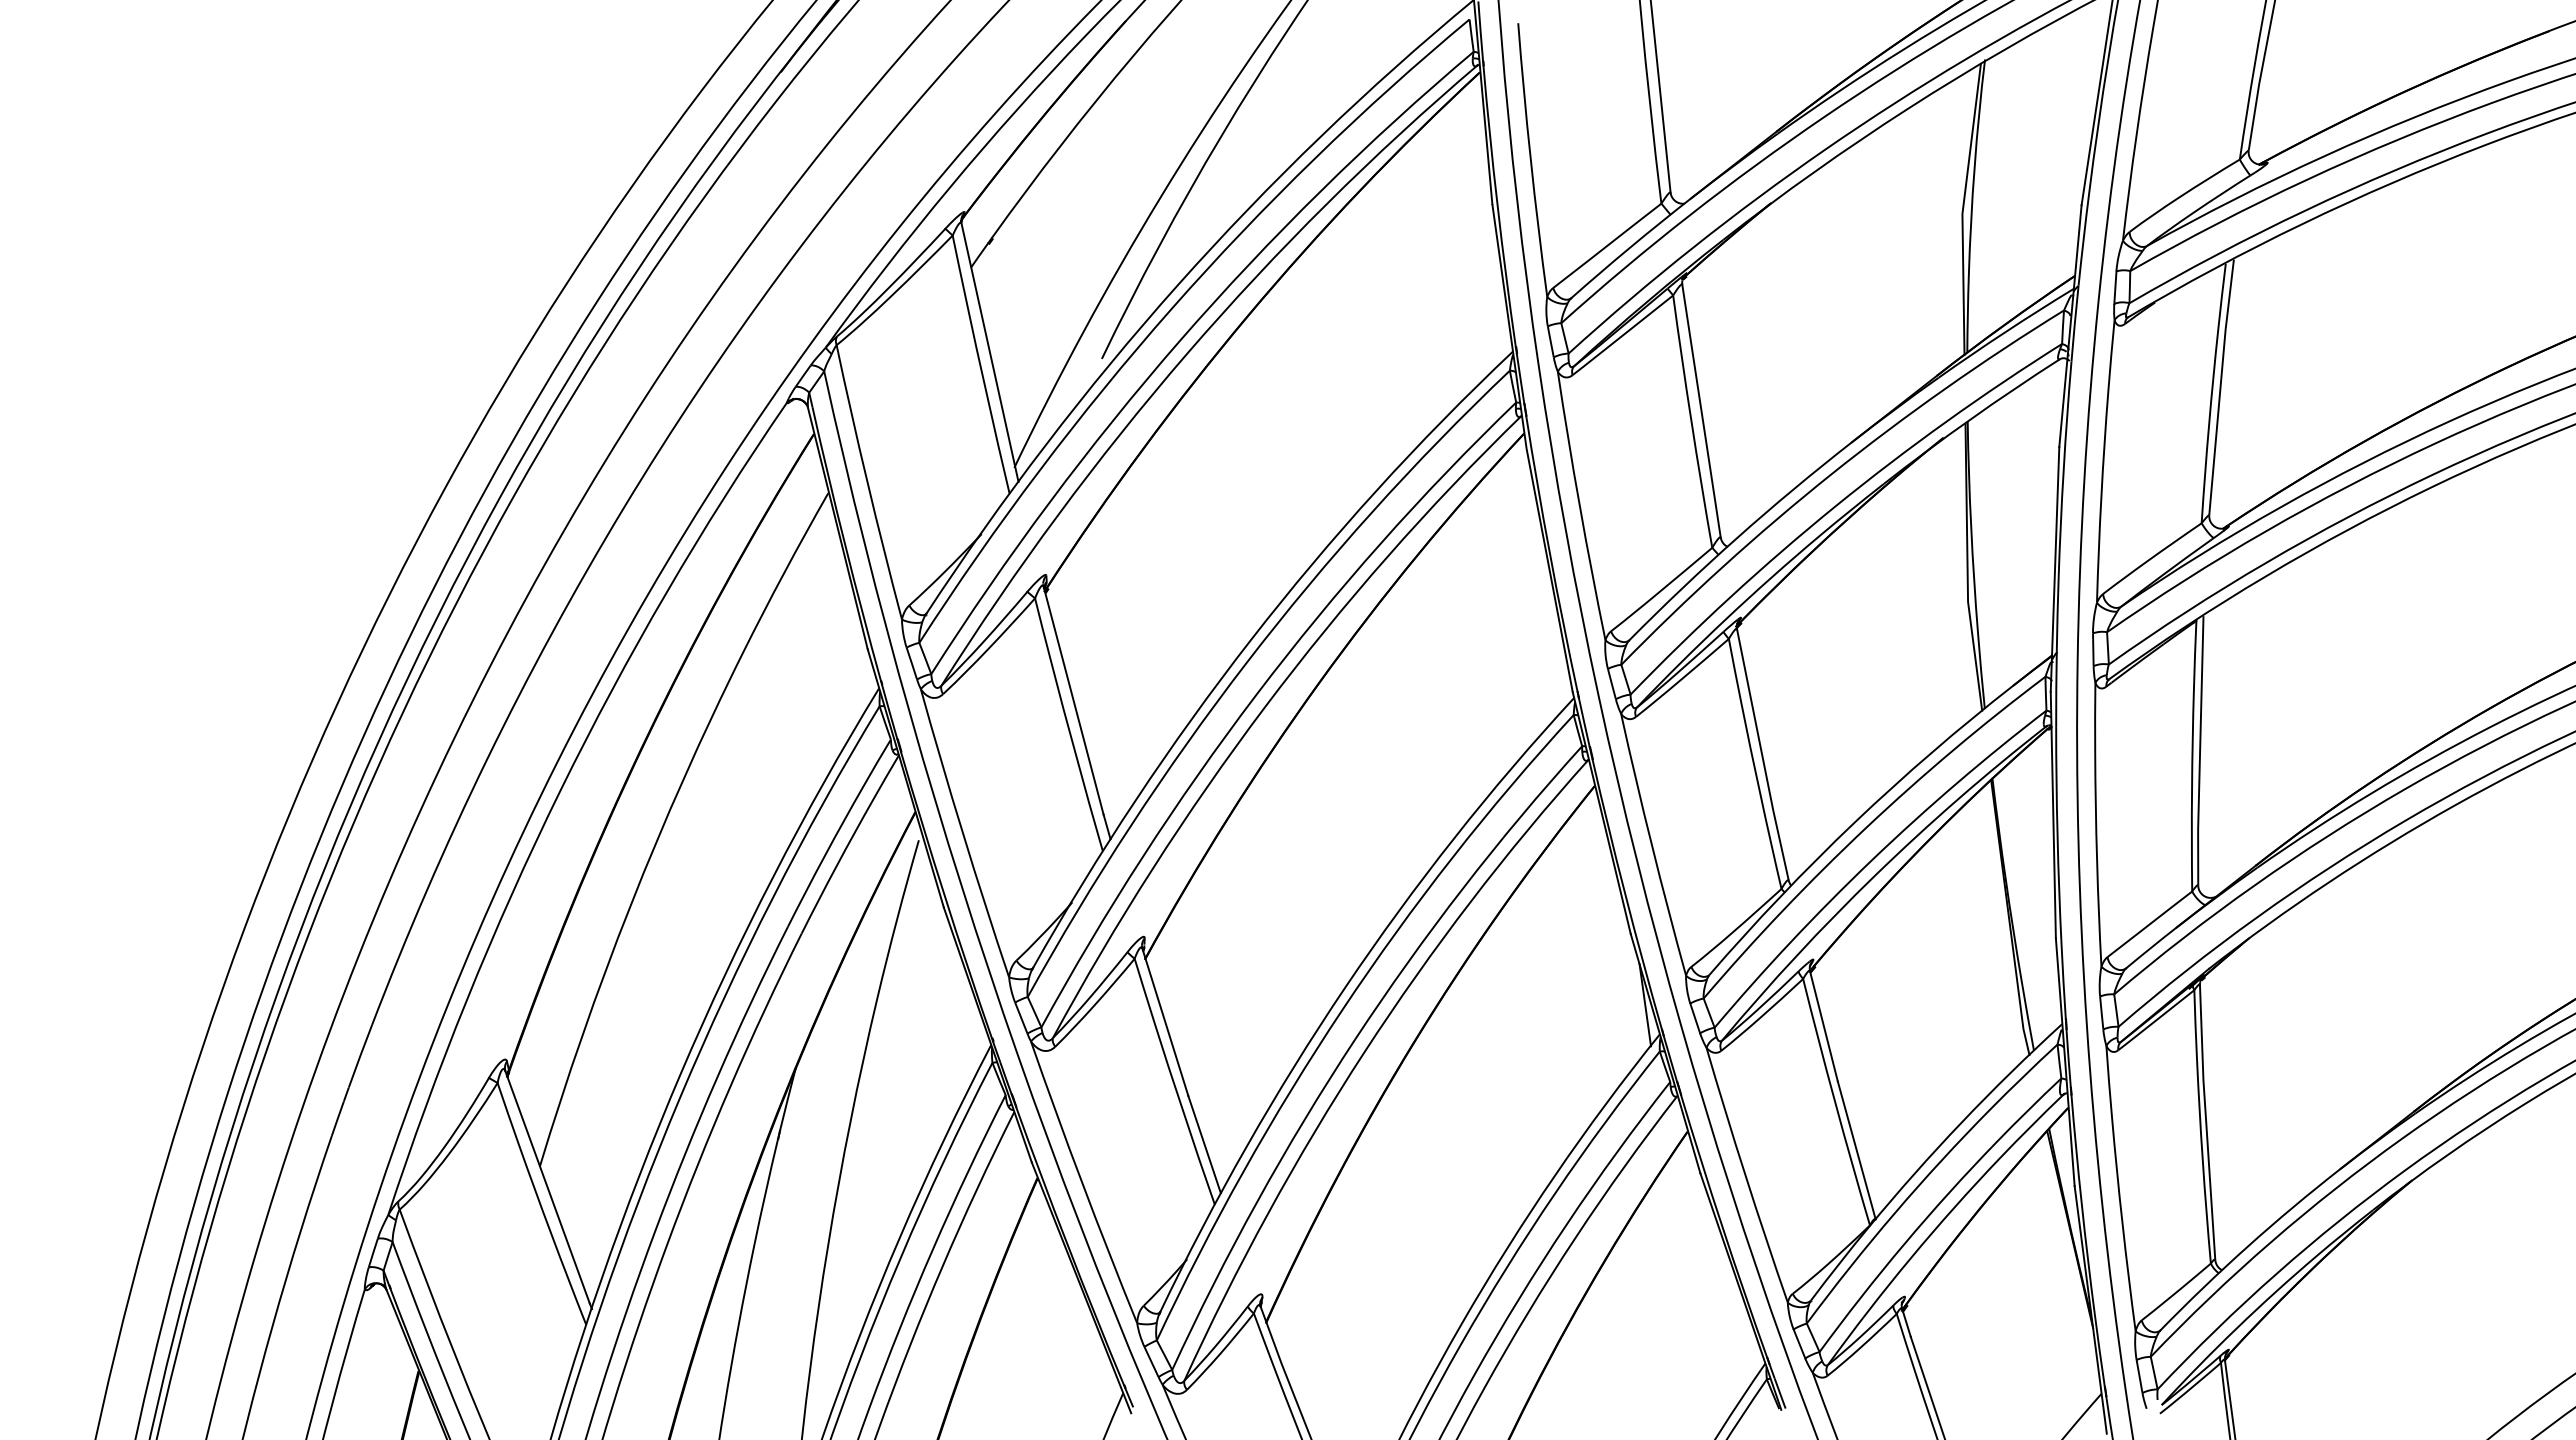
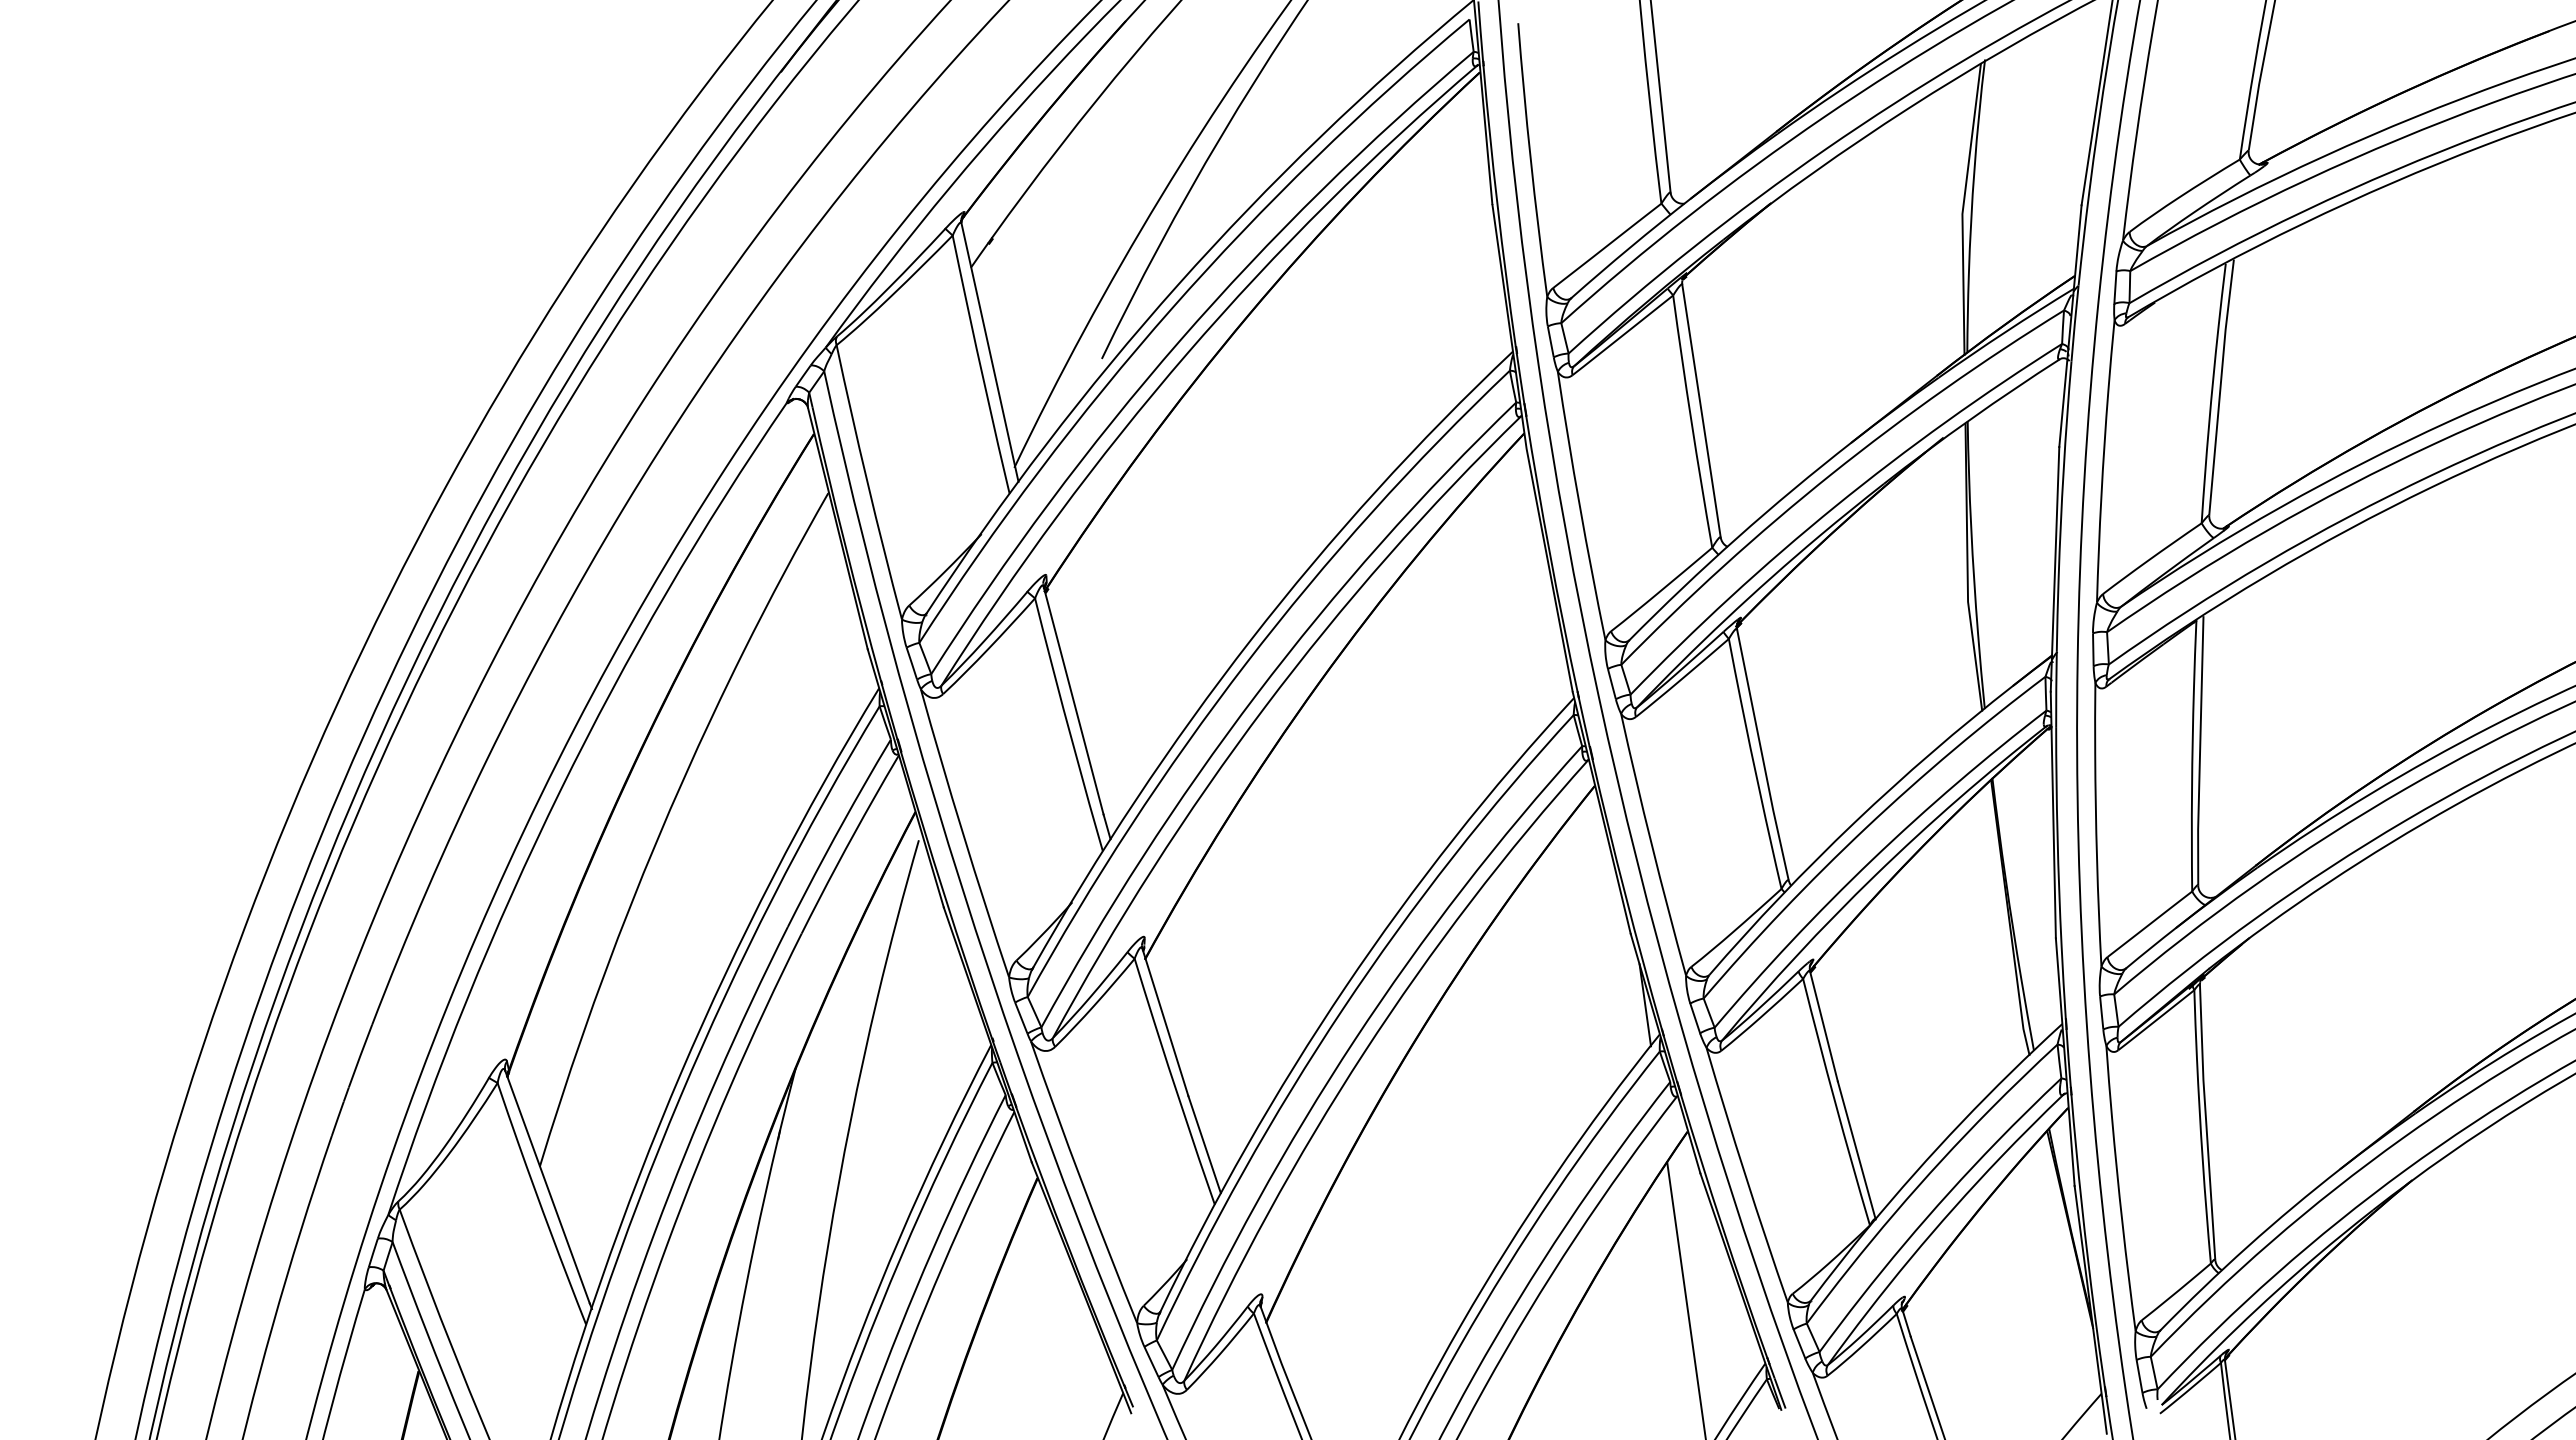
line: none -> present (1686, 1299)
